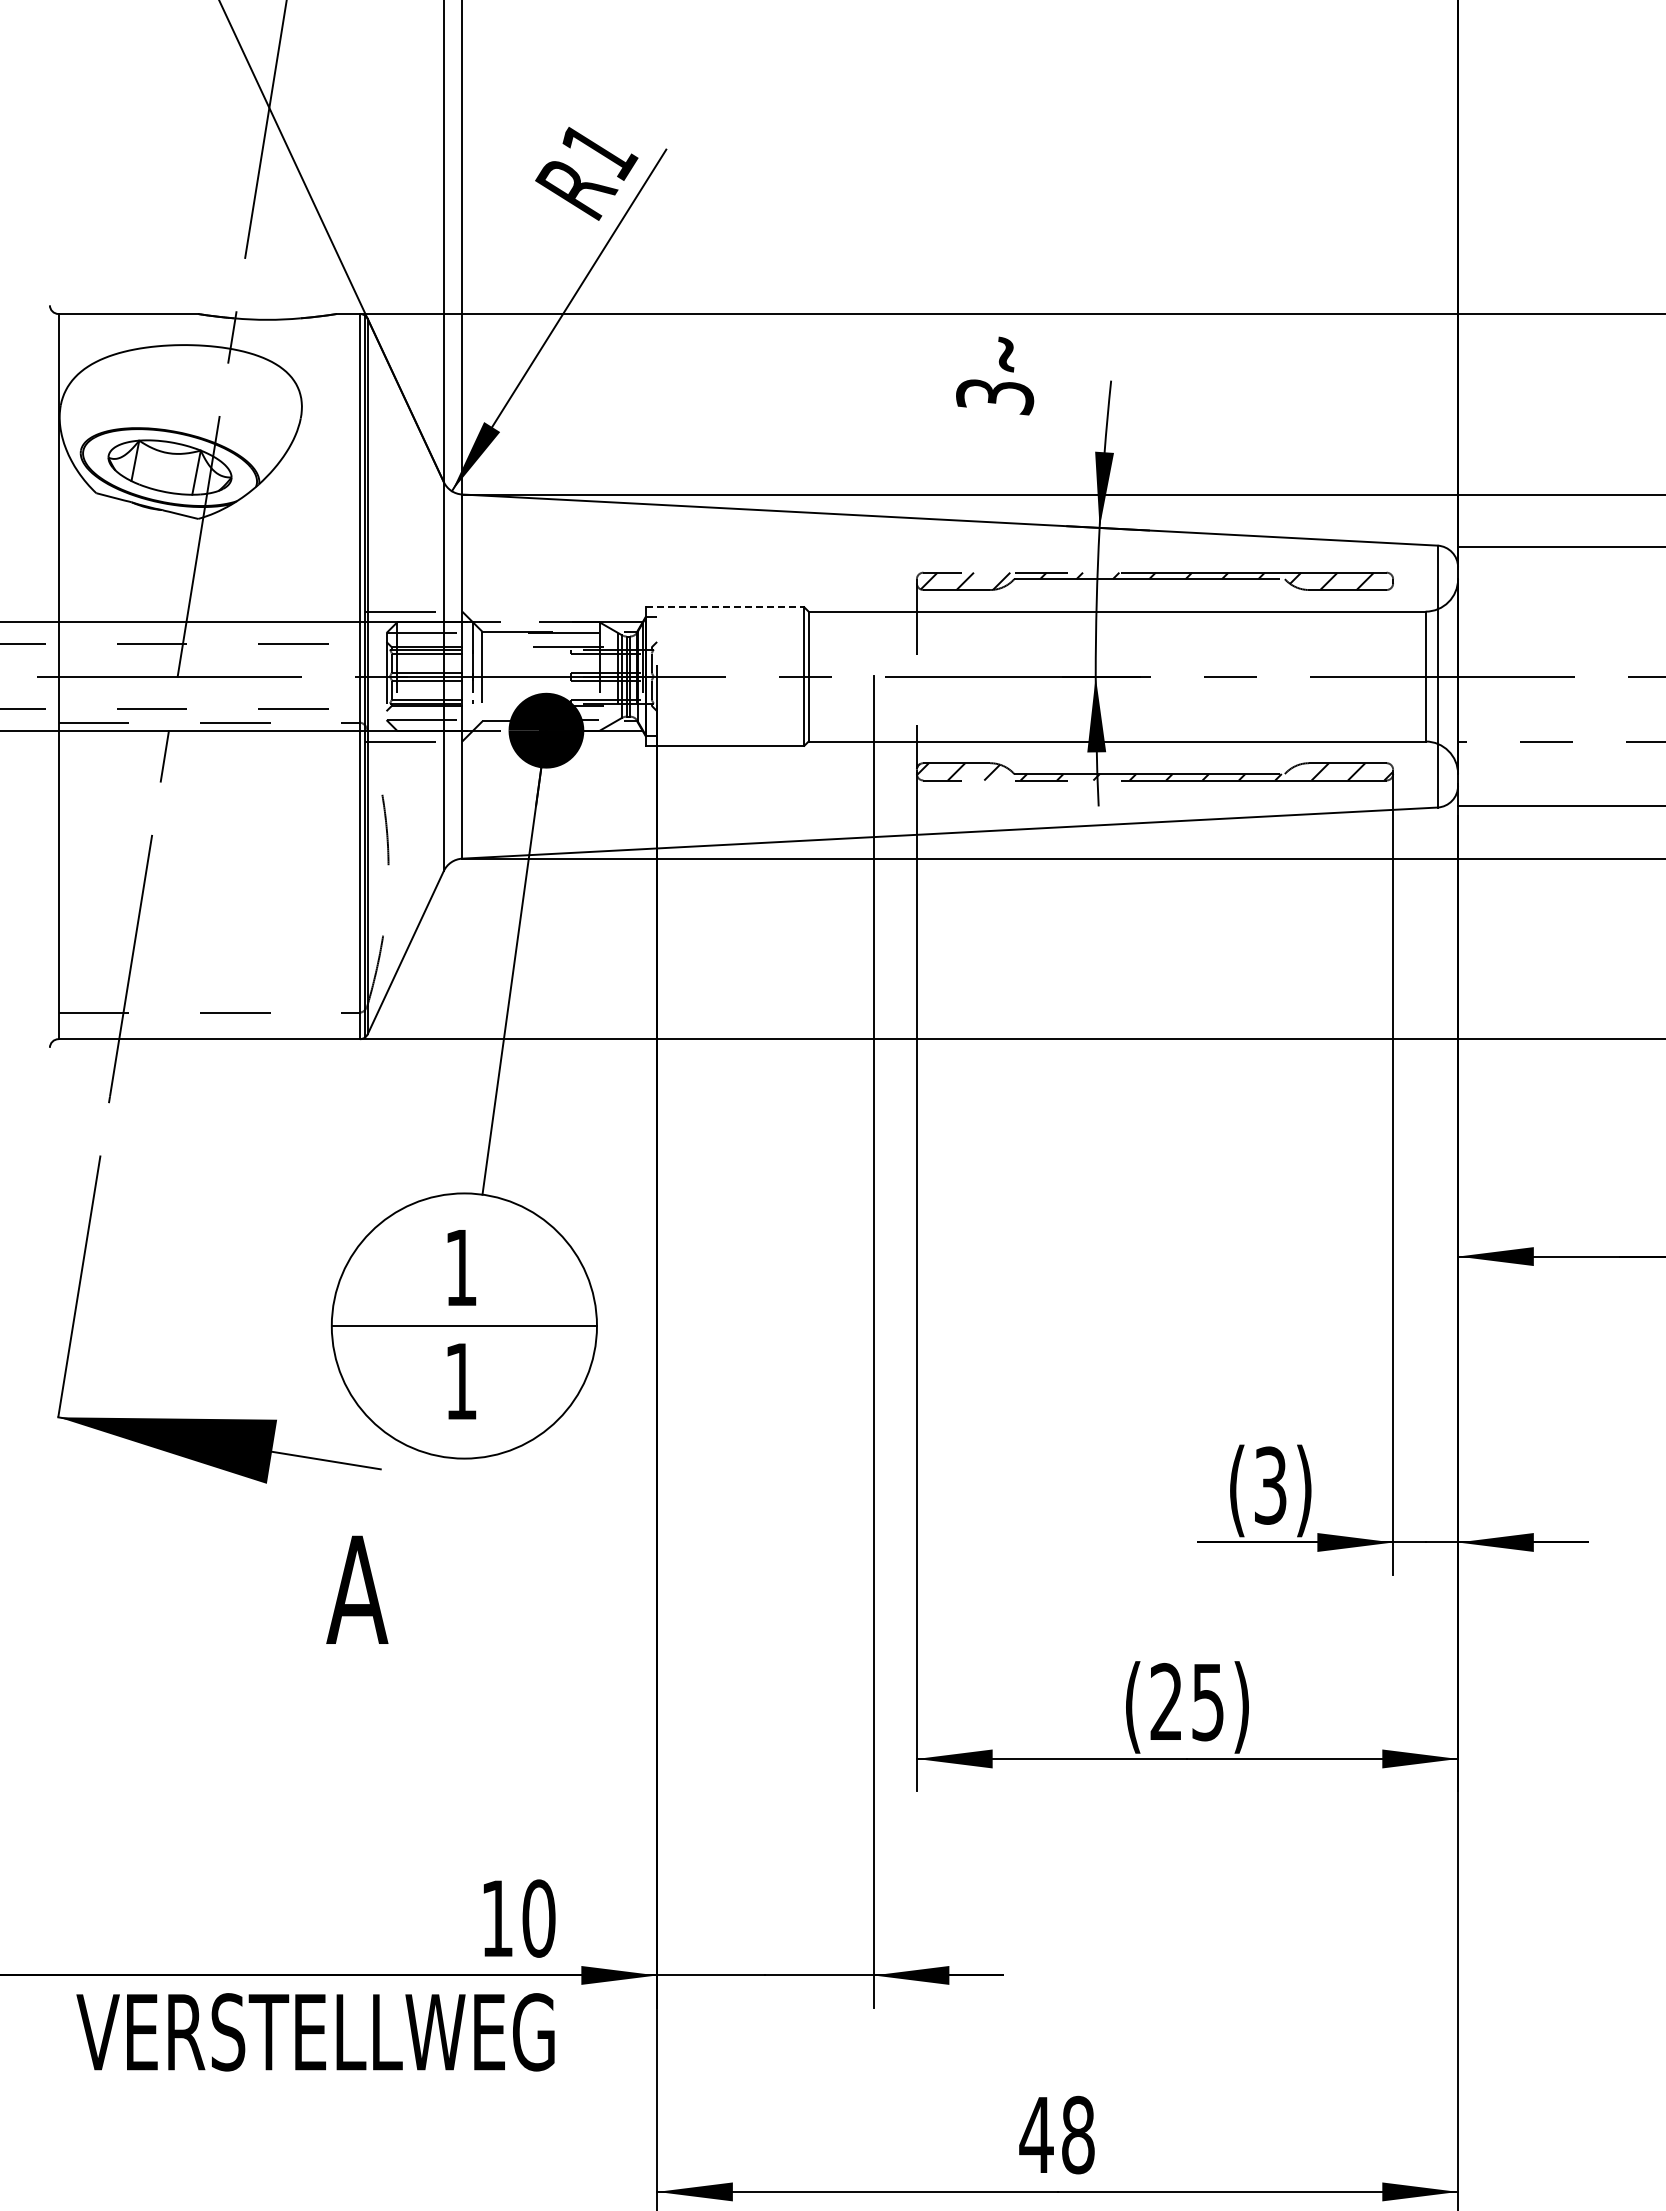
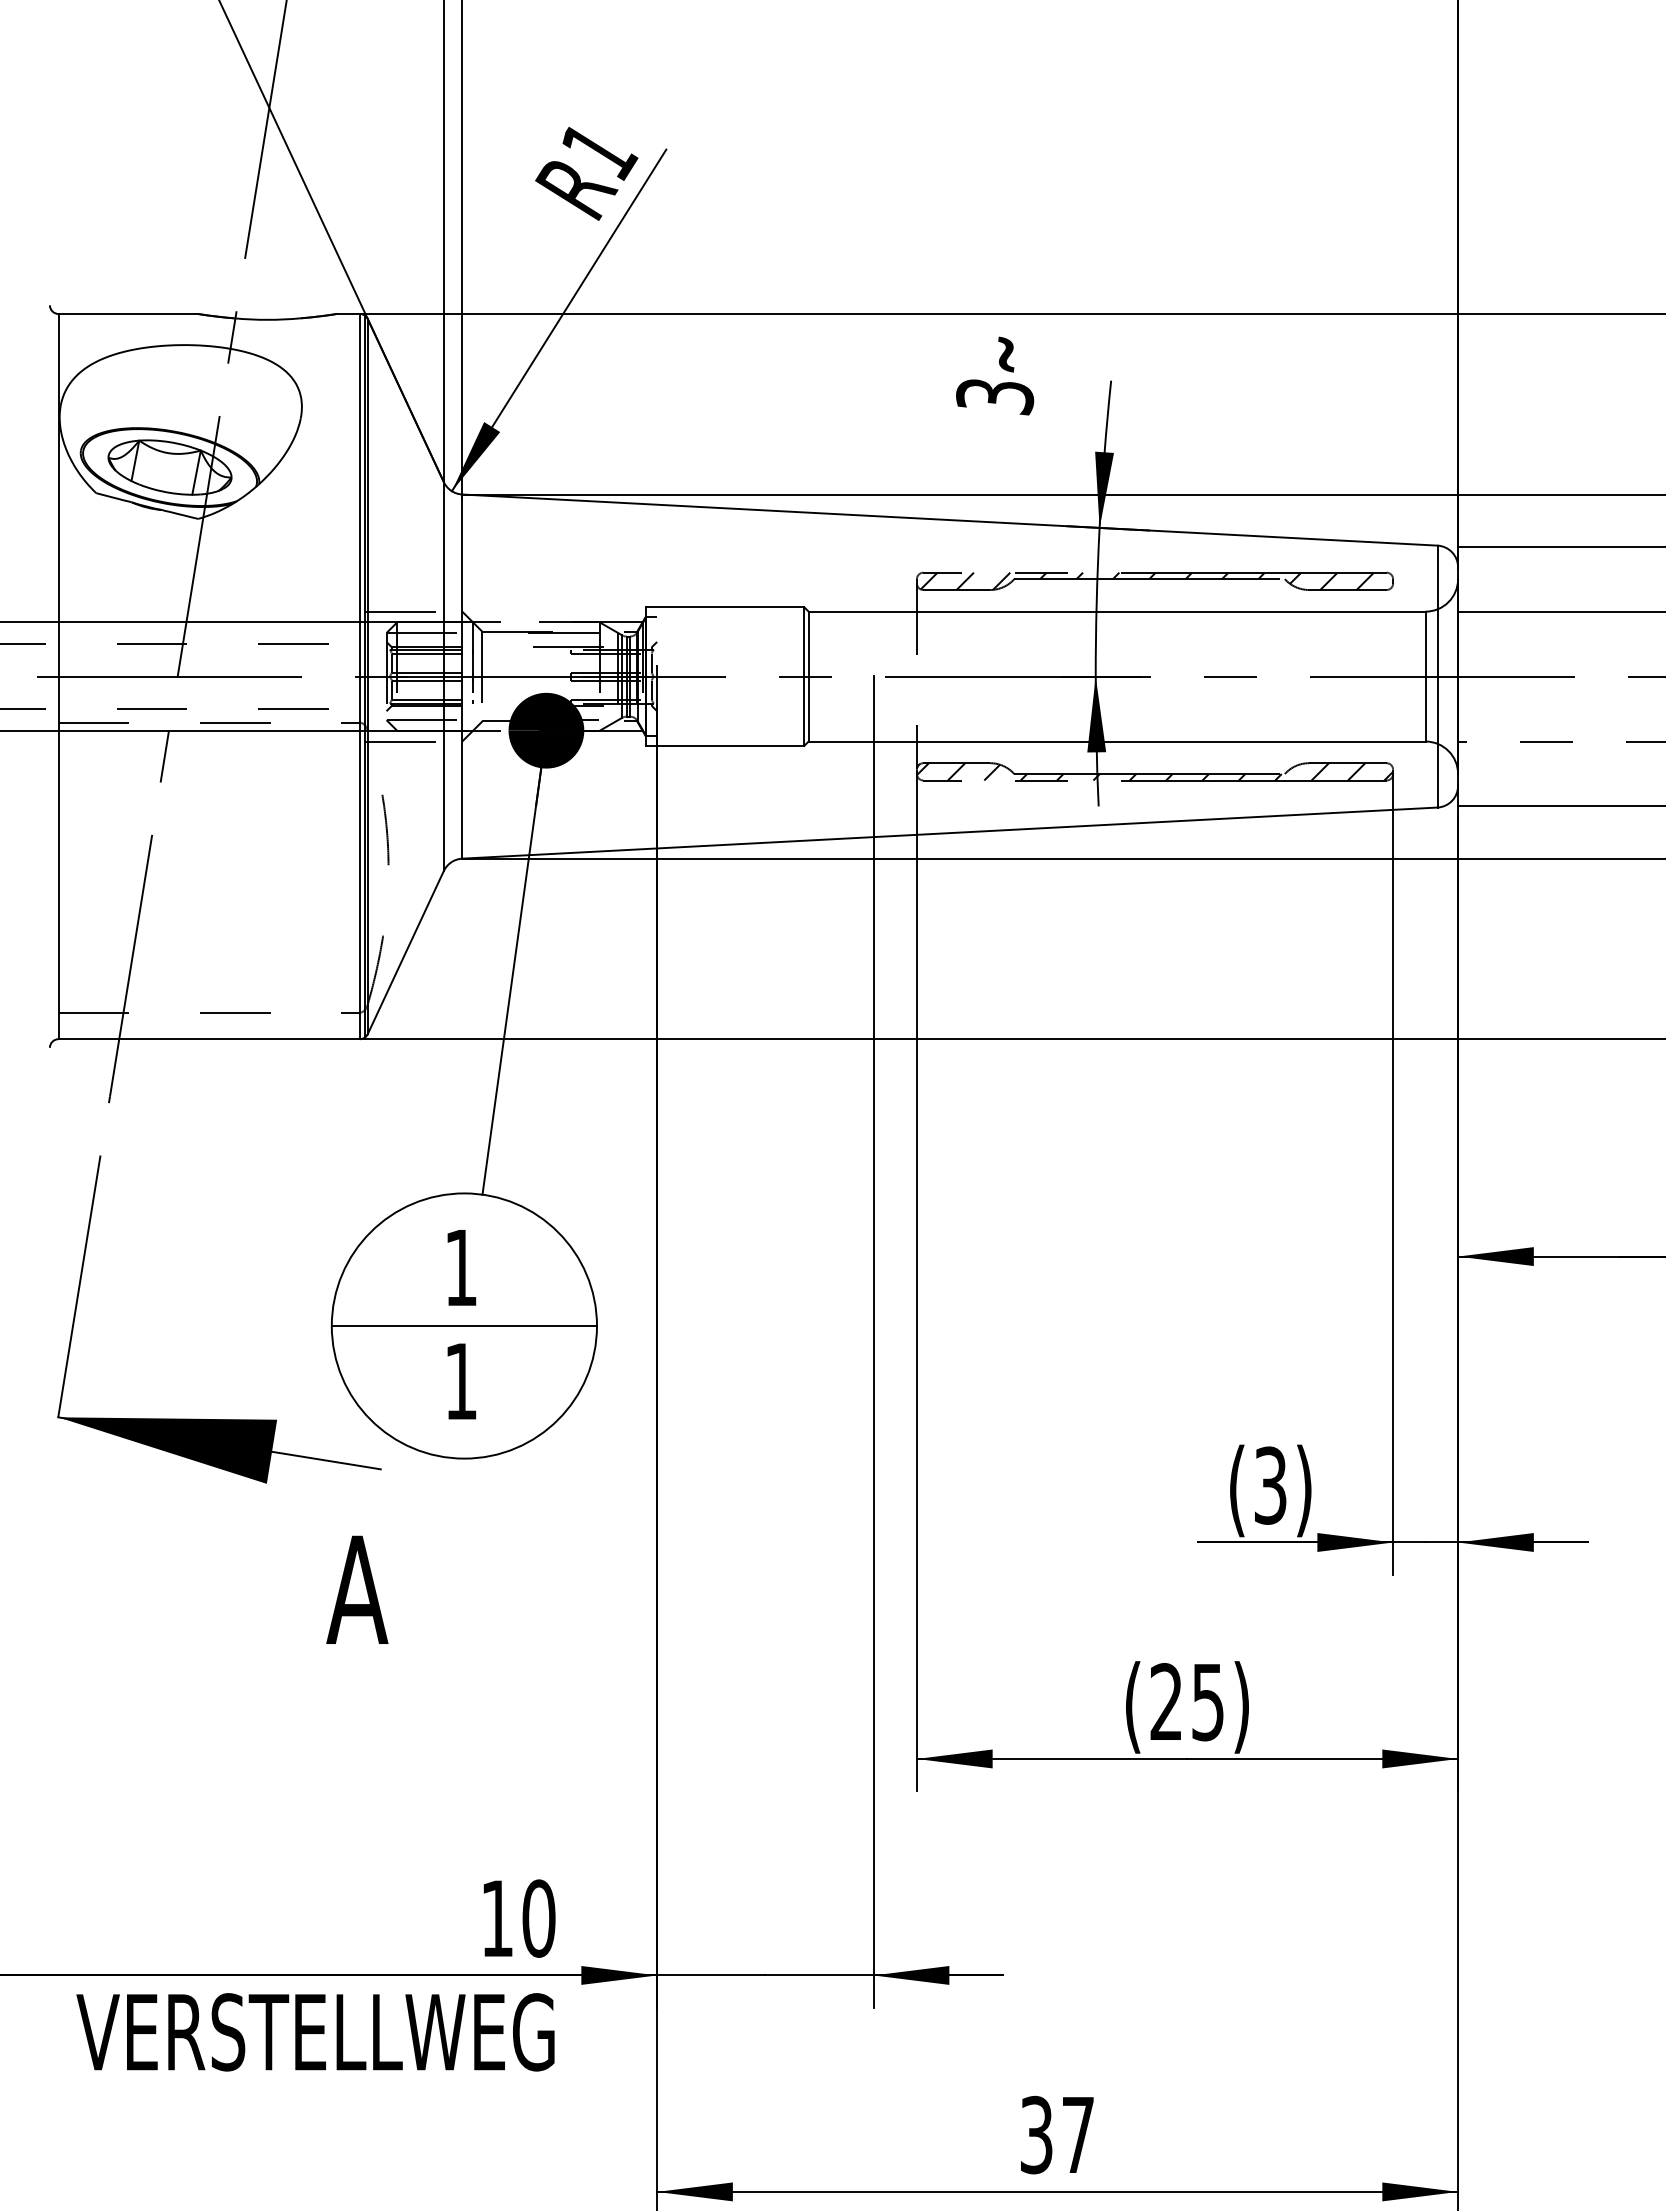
line: dashed -> solid (725, 607)
line: none -> present (1560, 611)
text: 48 -> 37 (1056, 2134)
